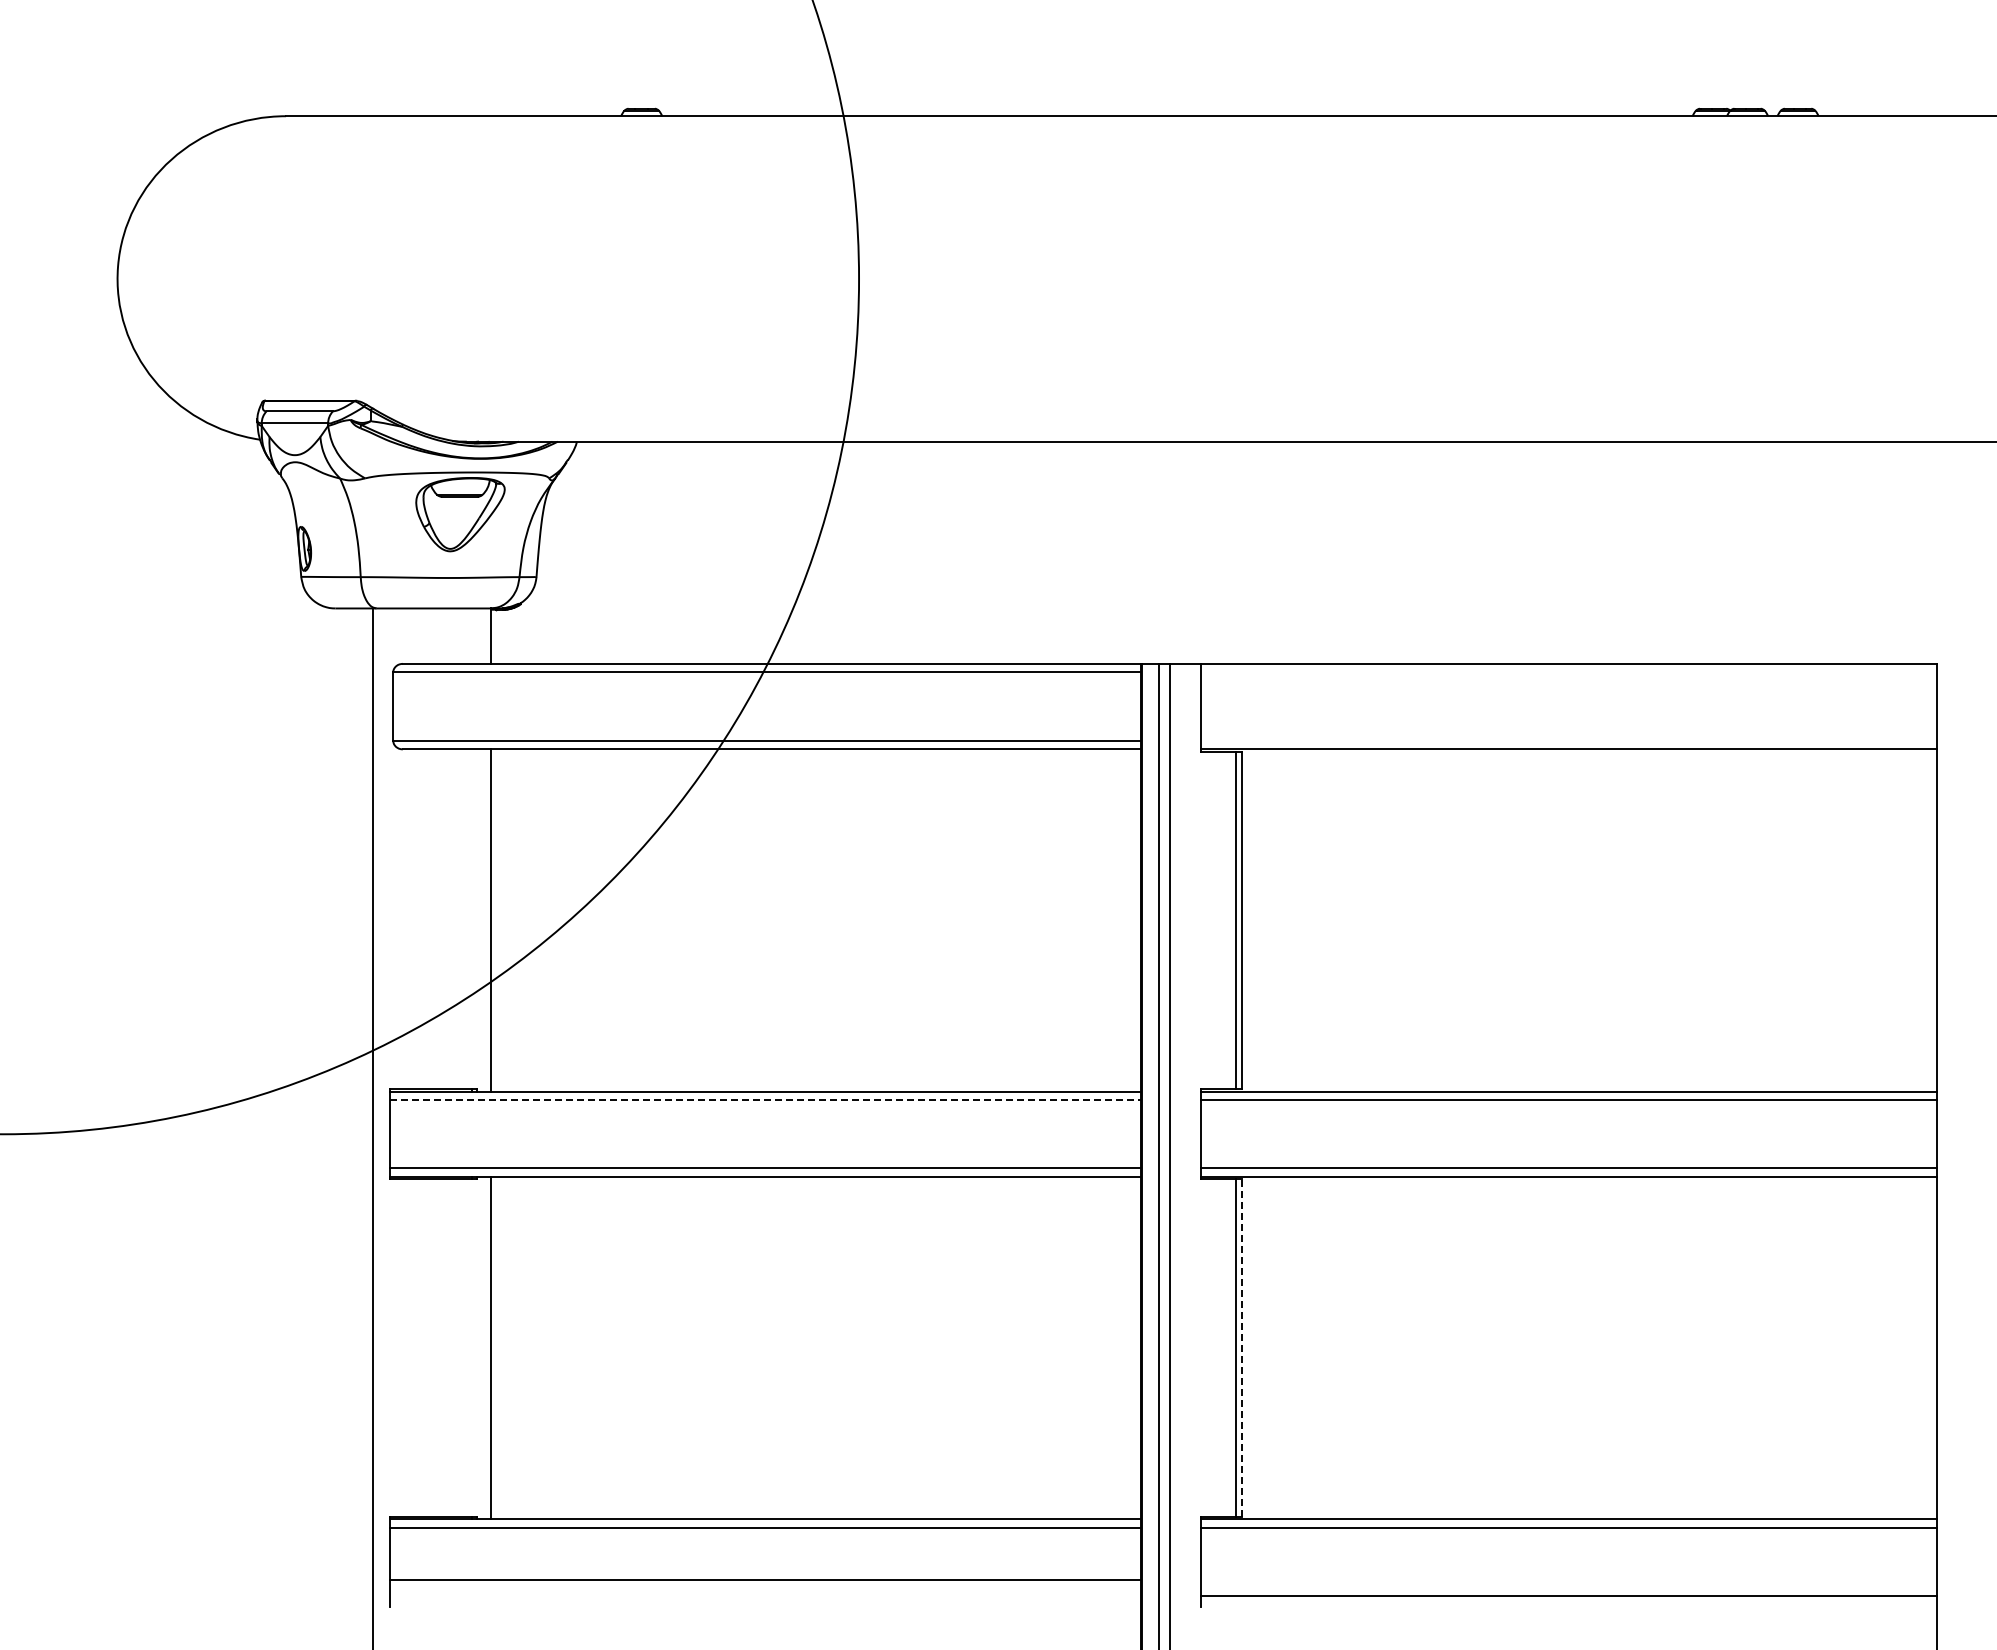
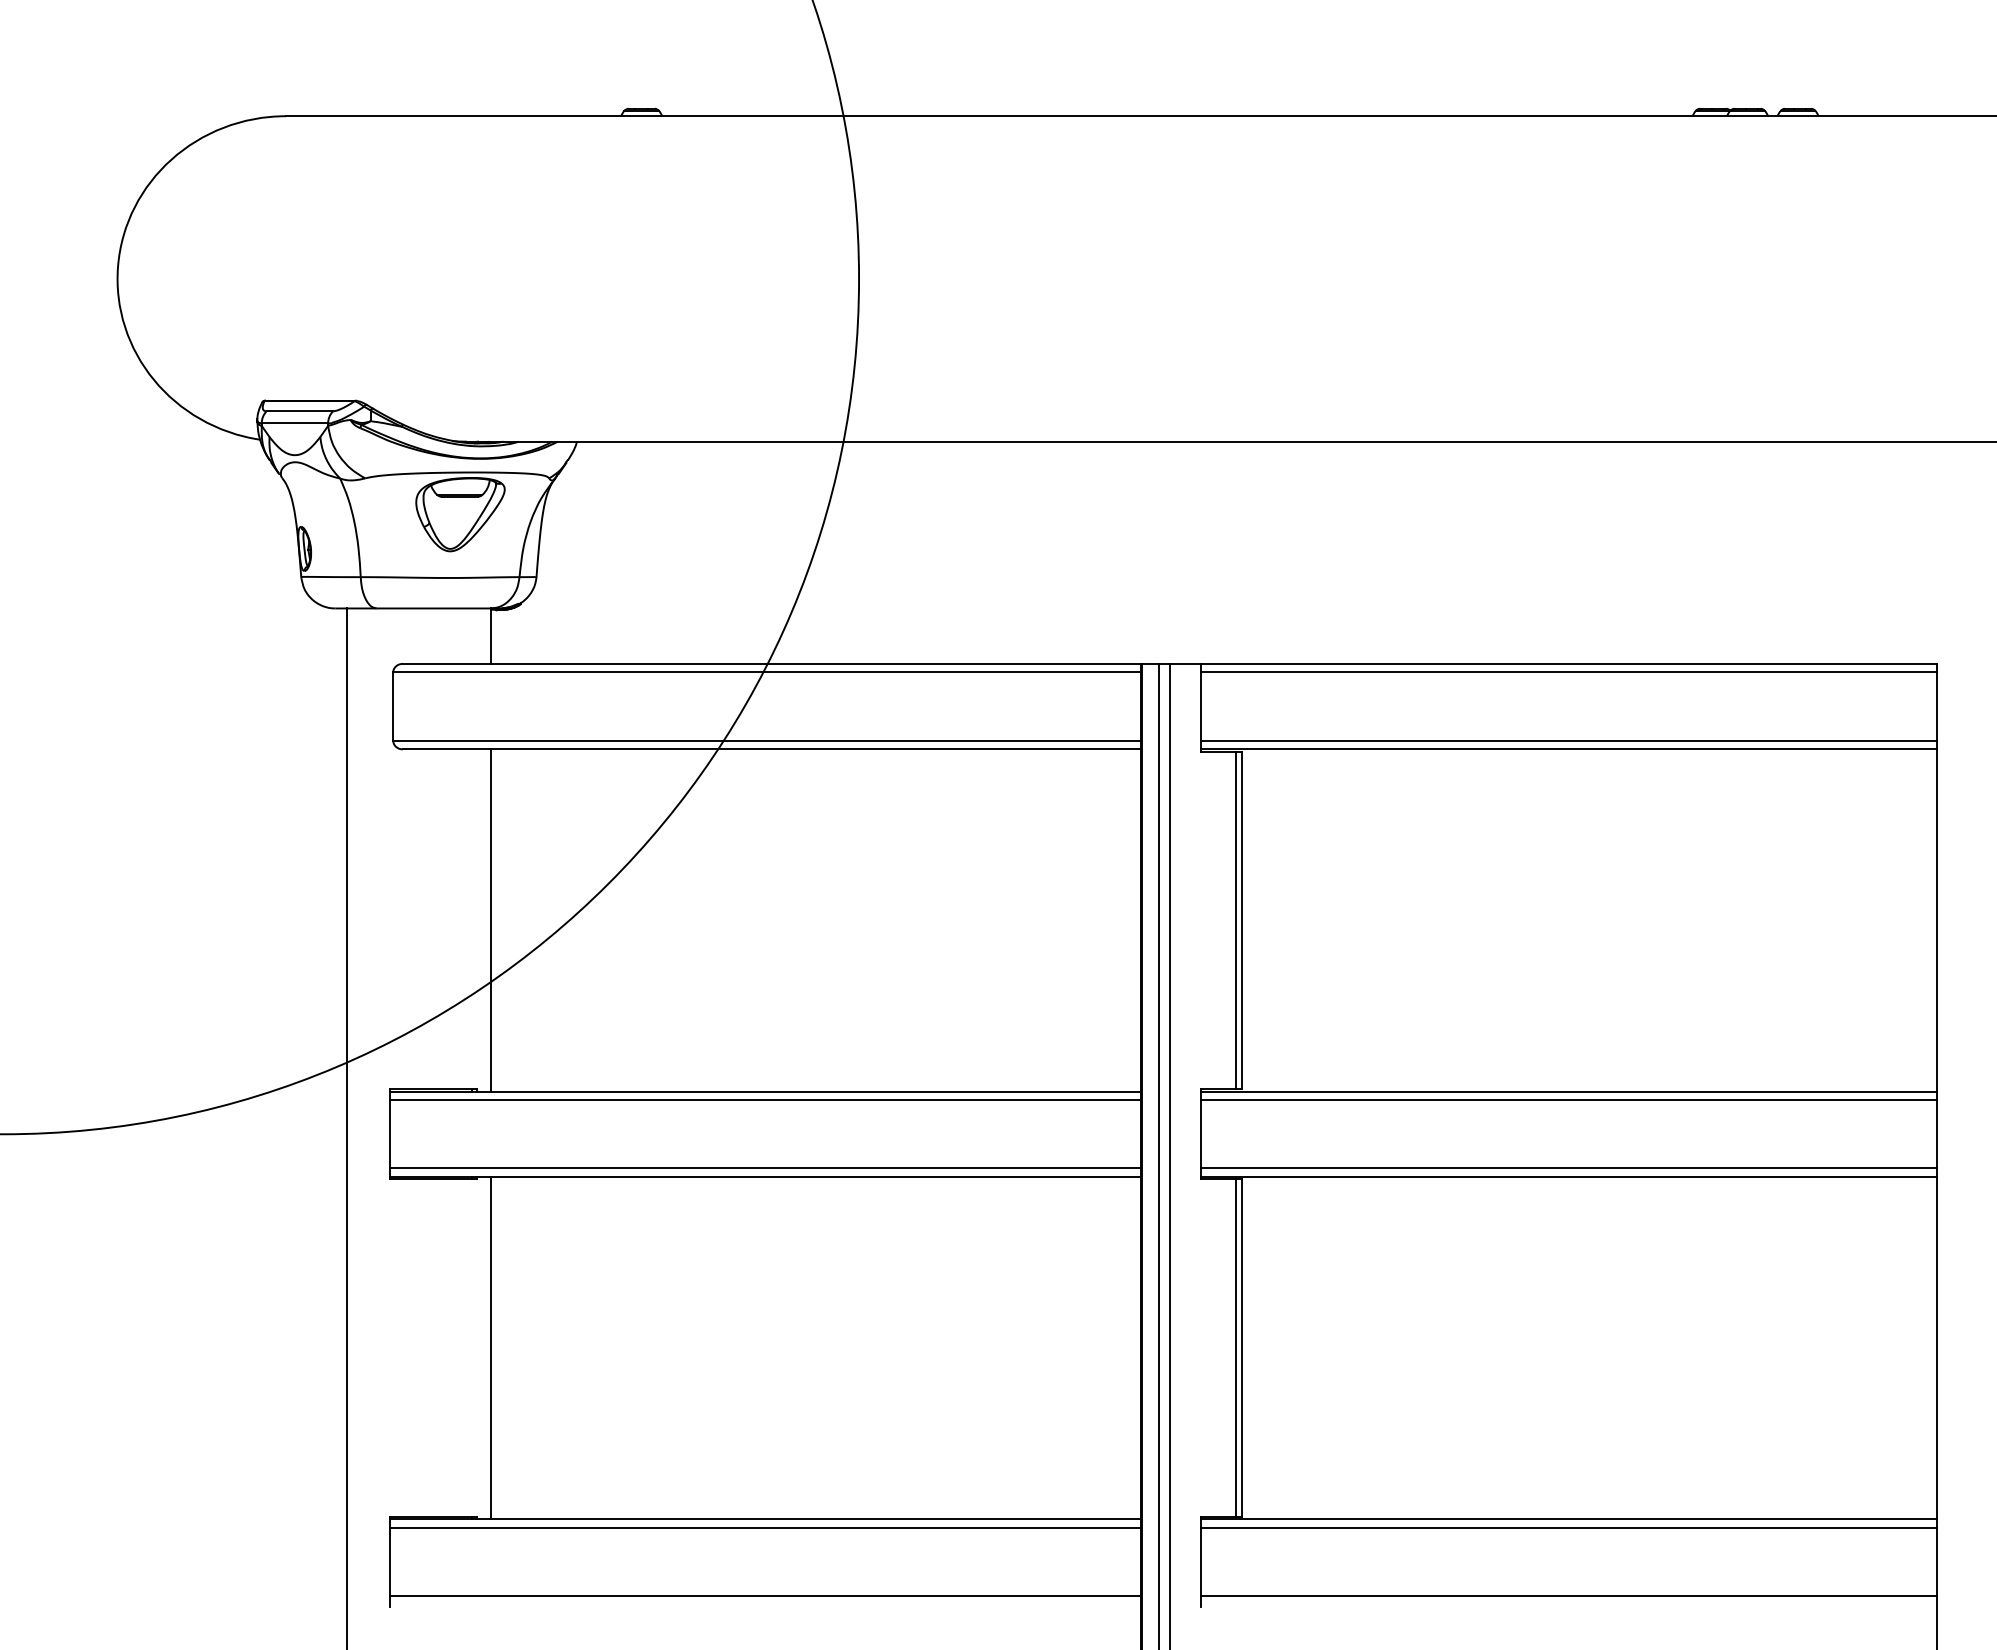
line: none -> present (1568, 672)
line: none -> present (1568, 740)
line: dashed -> solid (765, 1100)
line position: (372, 1127) -> (346, 1127) (346, 1127)
line: dashed -> solid (1242, 1348)
line position: (765, 1580) -> (765, 1596) (765, 1596)
